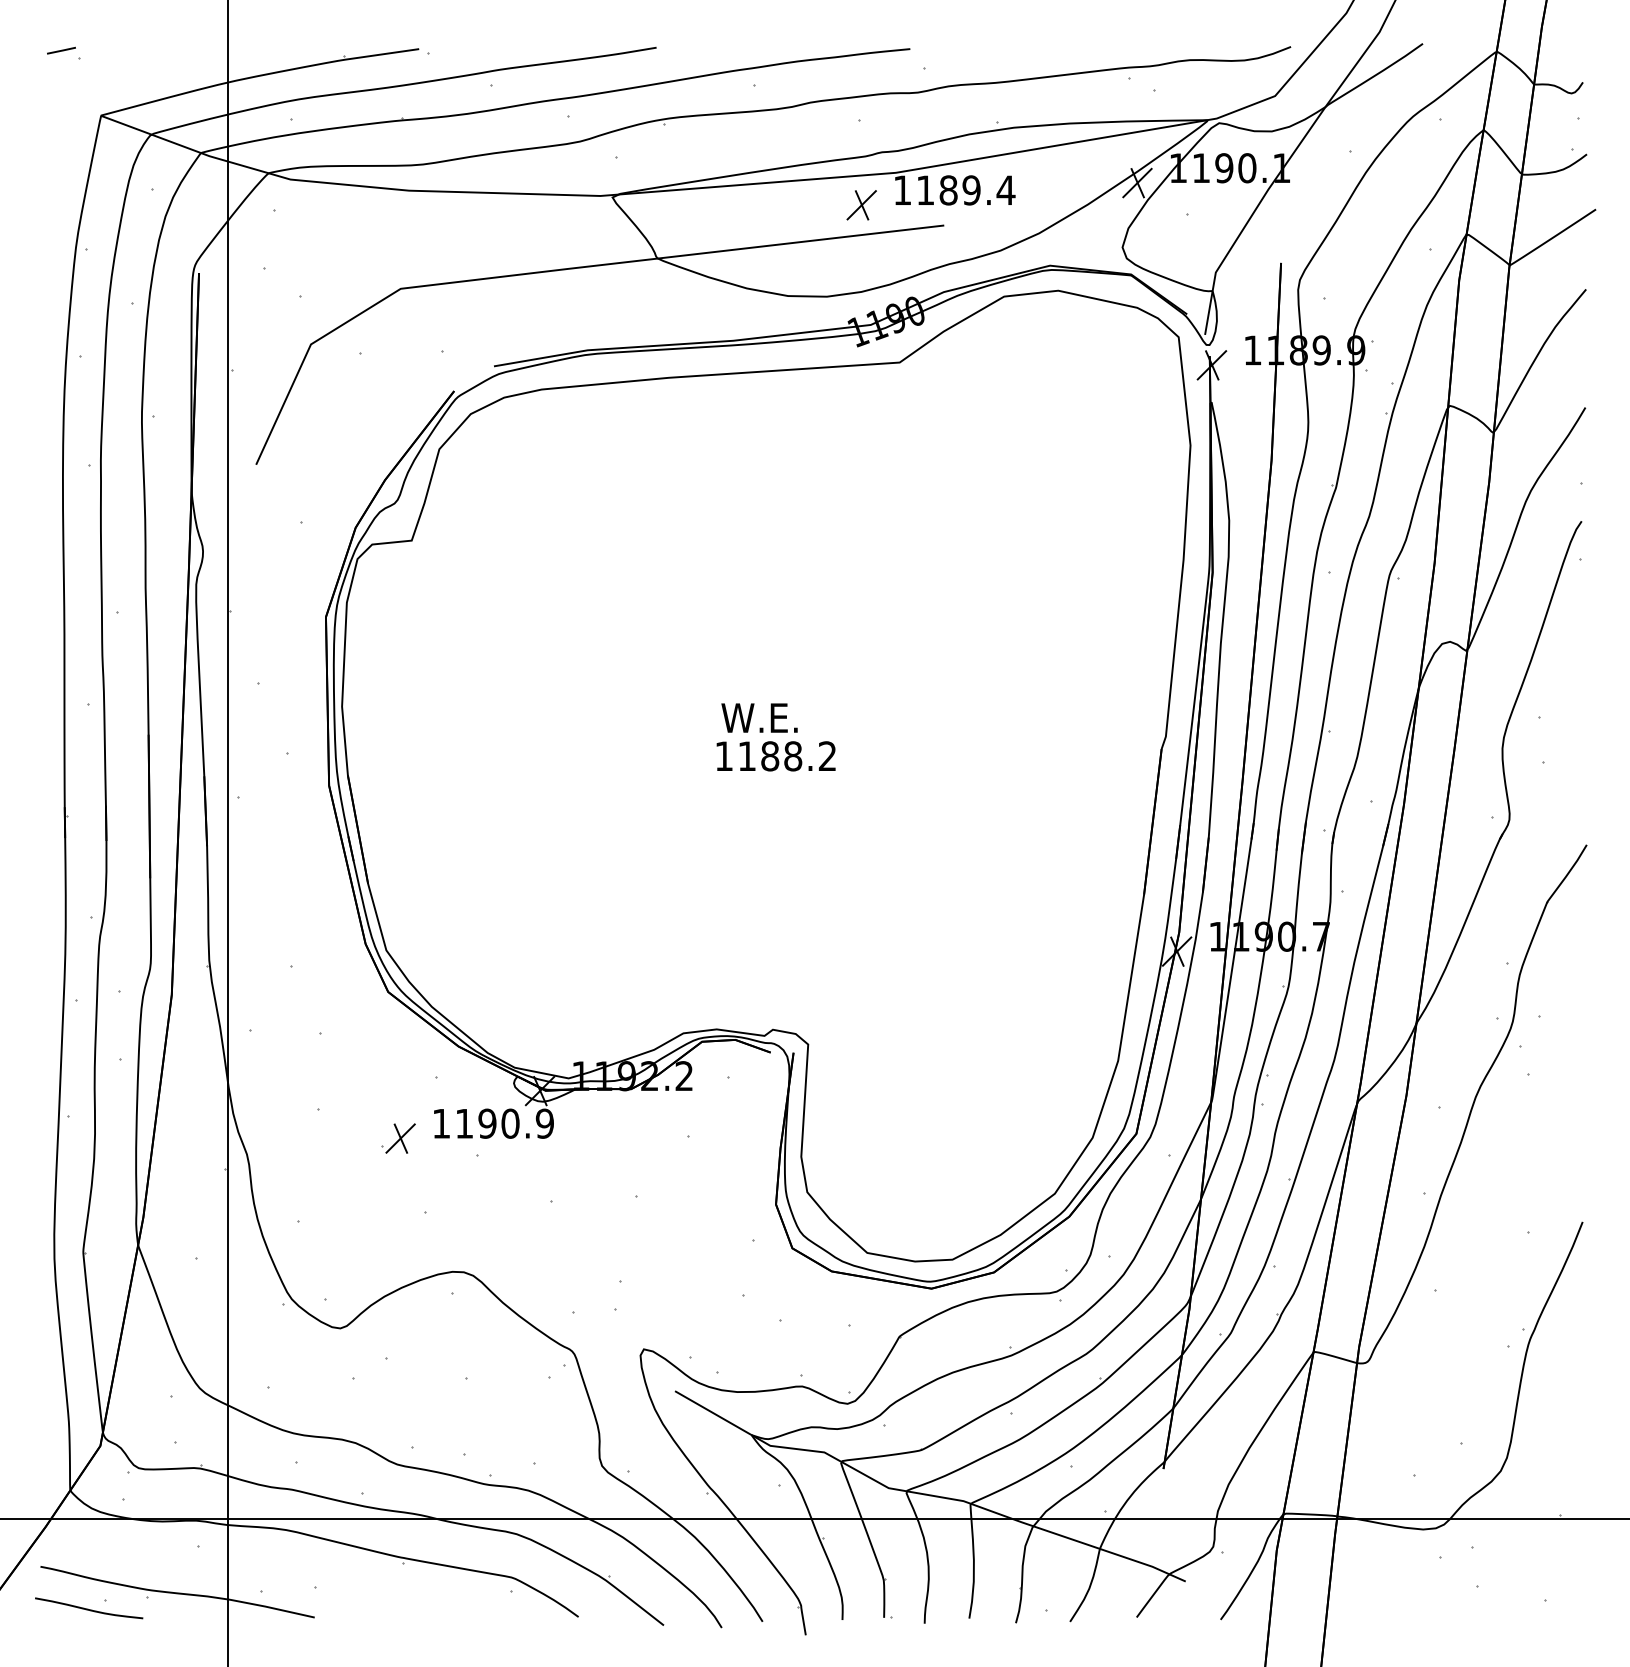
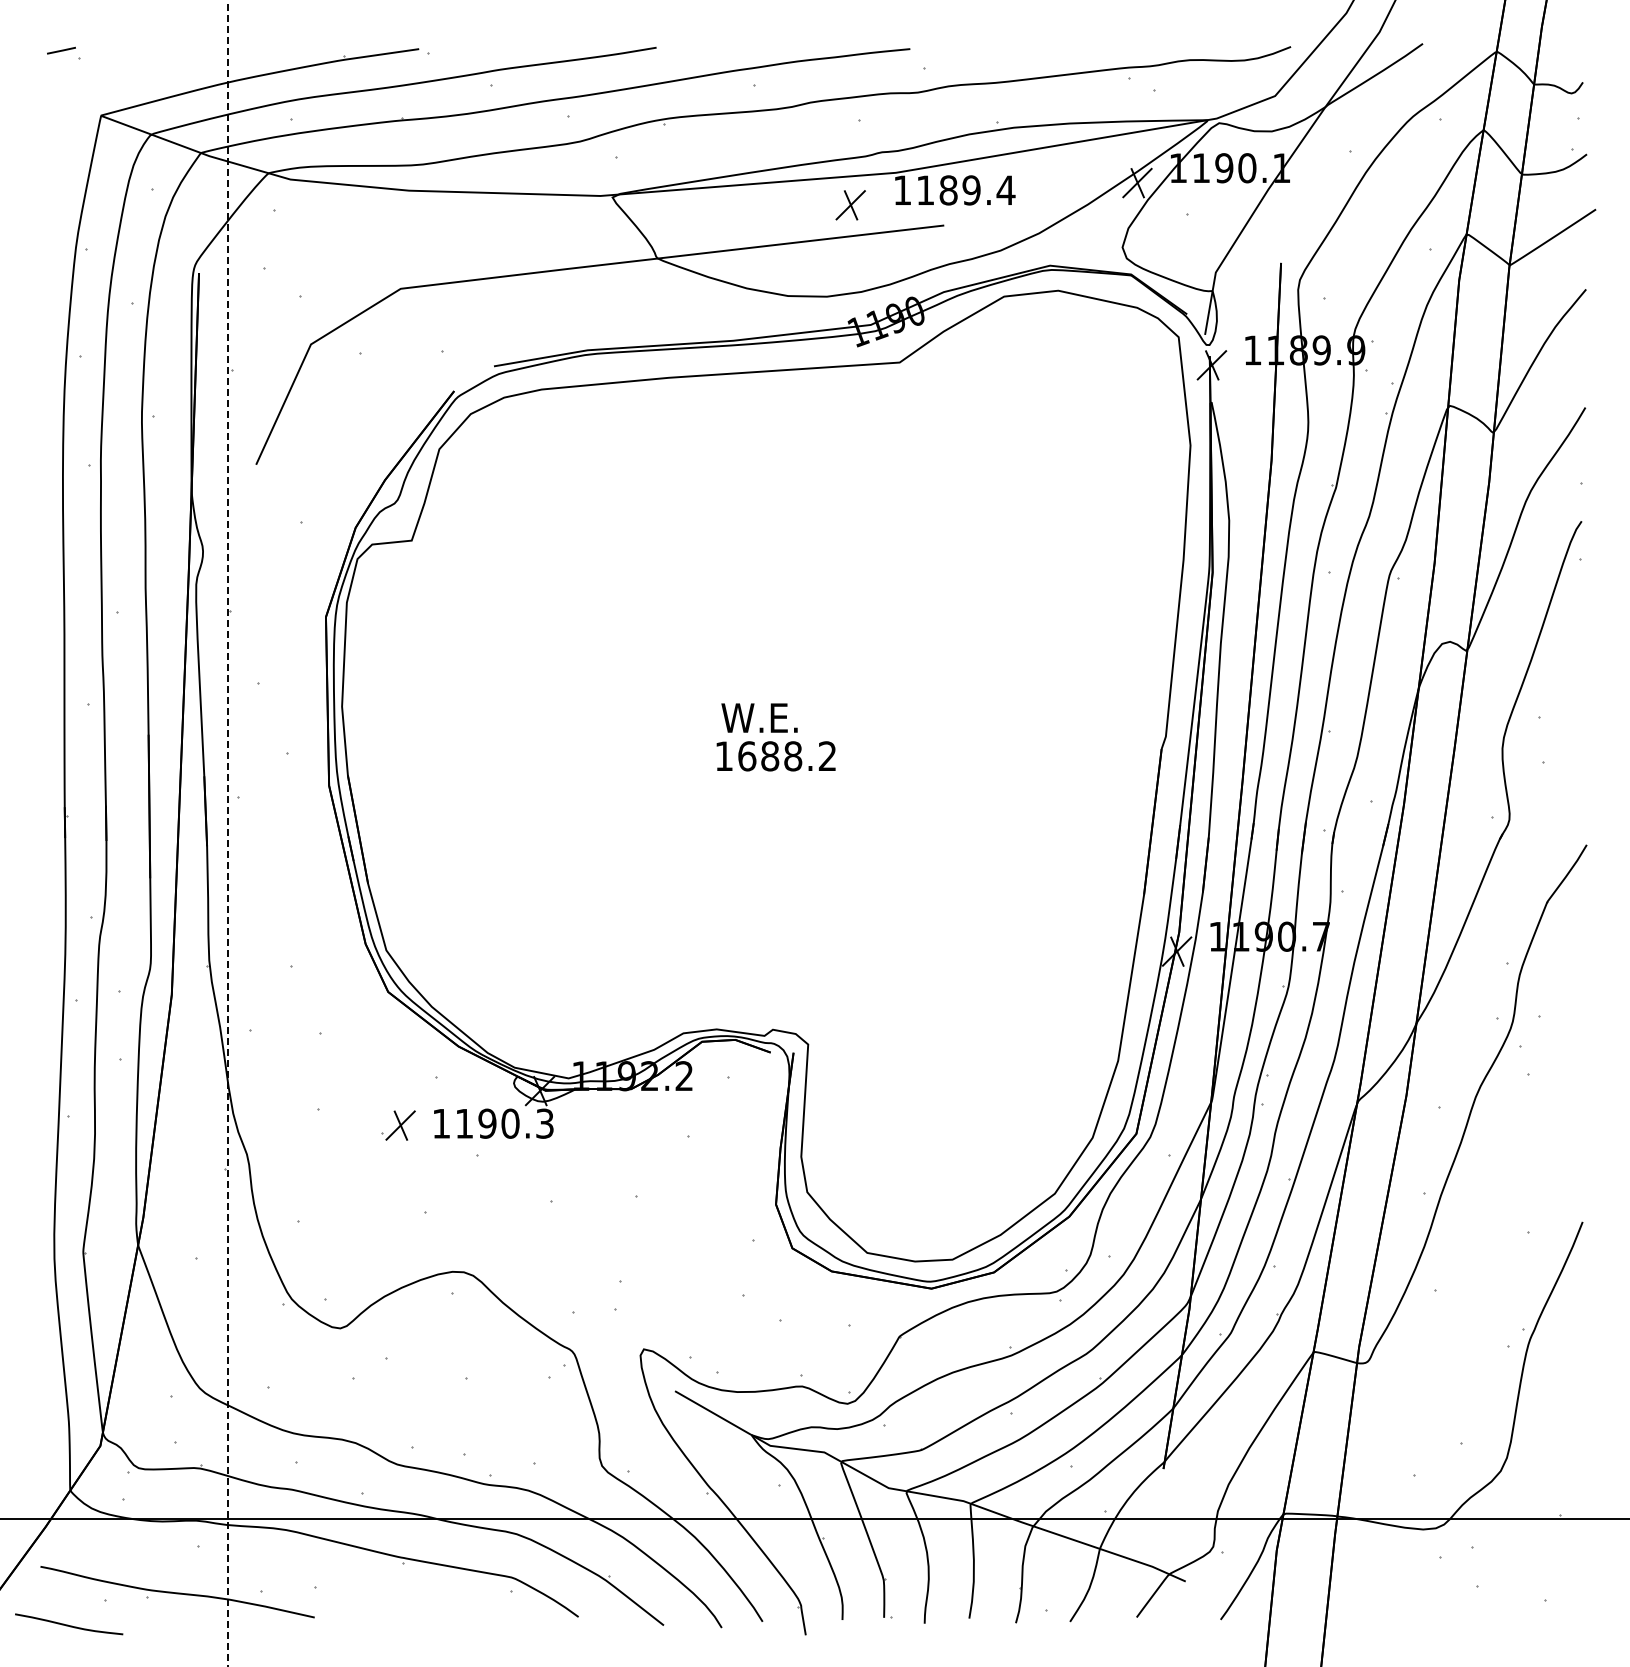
part position: (861, 205) -> (850, 205) (850, 205)
text: 1188.2 -> 1688.2 (747, 756)
line: solid -> dashed (228, 833)
text: 1190.9 -> 1190.3 (544, 1123)
part position: (398, 1138) -> (398, 1125) (398, 1125)
curve position: (88, 1608) -> (68, 1624) (68, 1624)
